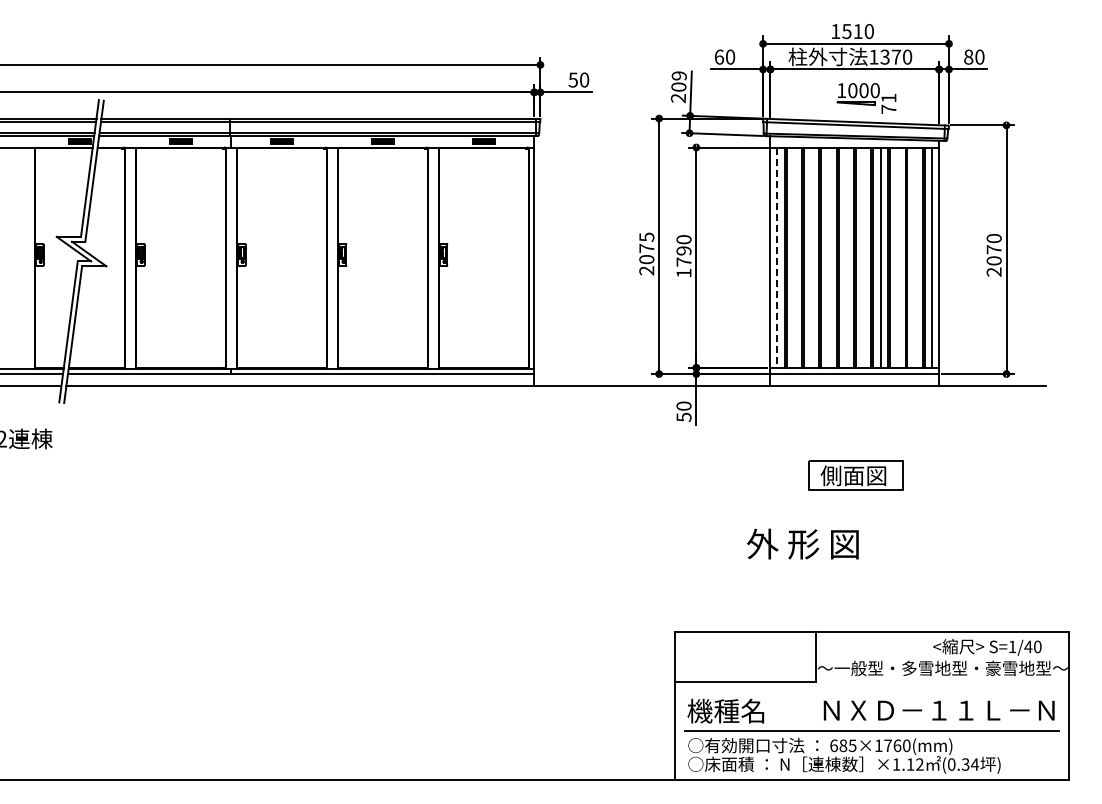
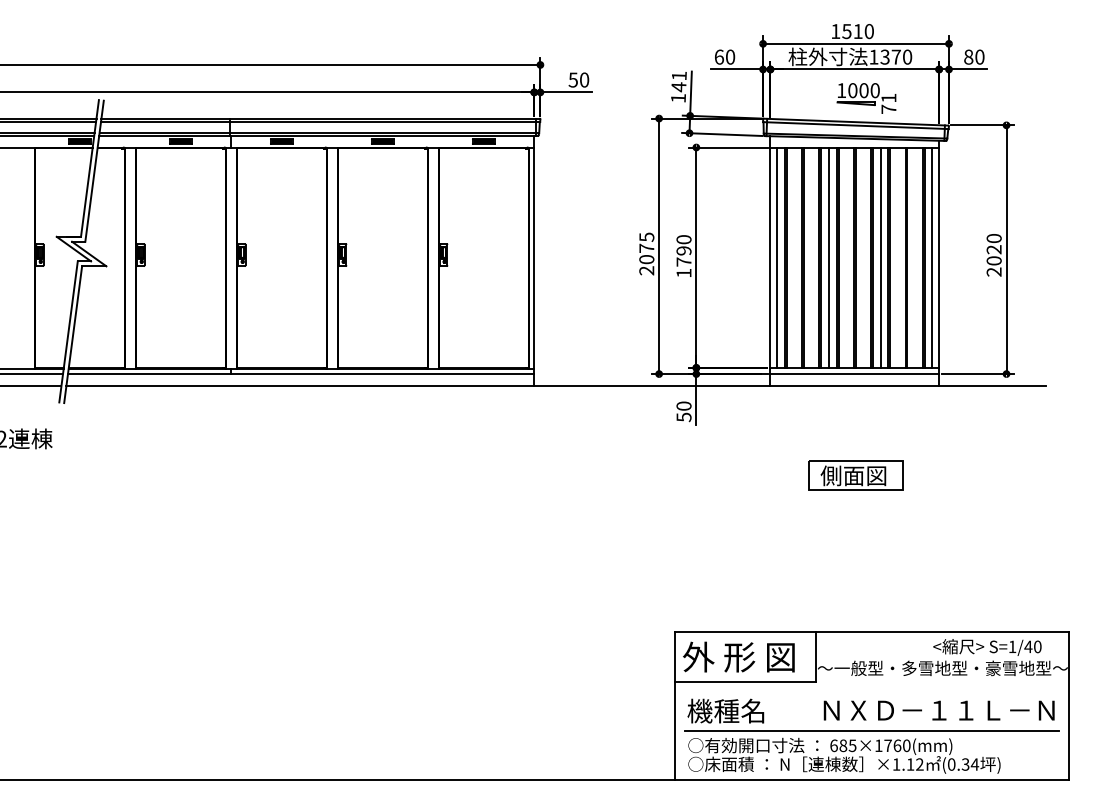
text: 209 -> 141 (678, 87)
text: 2070 -> 2020 (993, 249)
line: none -> present (828, 257)
line: dashed -> solid (777, 258)
text position: (802, 543) -> (738, 656) (738, 656)
